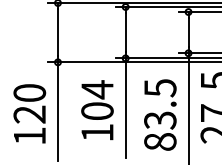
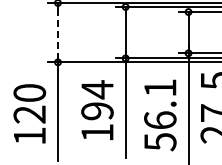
line: solid -> dashed (57, 32)
text: 104 -> 194 (97, 111)
text: 83.5 -> 56.1 (160, 115)
